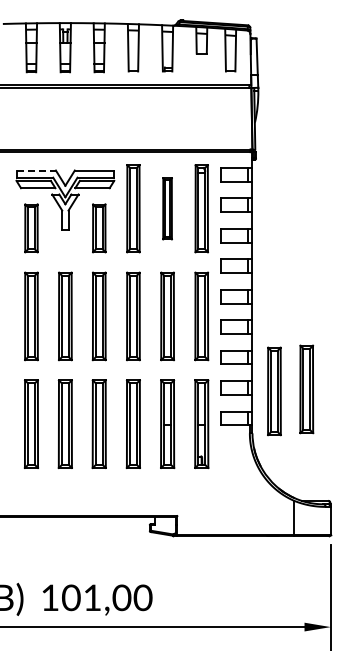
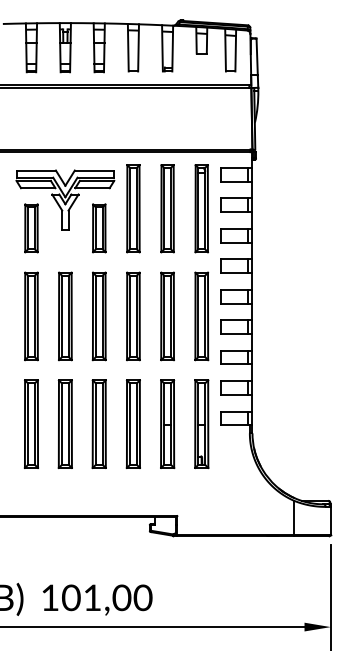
line: dashed -> solid (36, 170)
part size: 11x64 px -> 15x90 px (167, 208)
part: present -> none (306, 389)
part: present -> none (274, 391)
